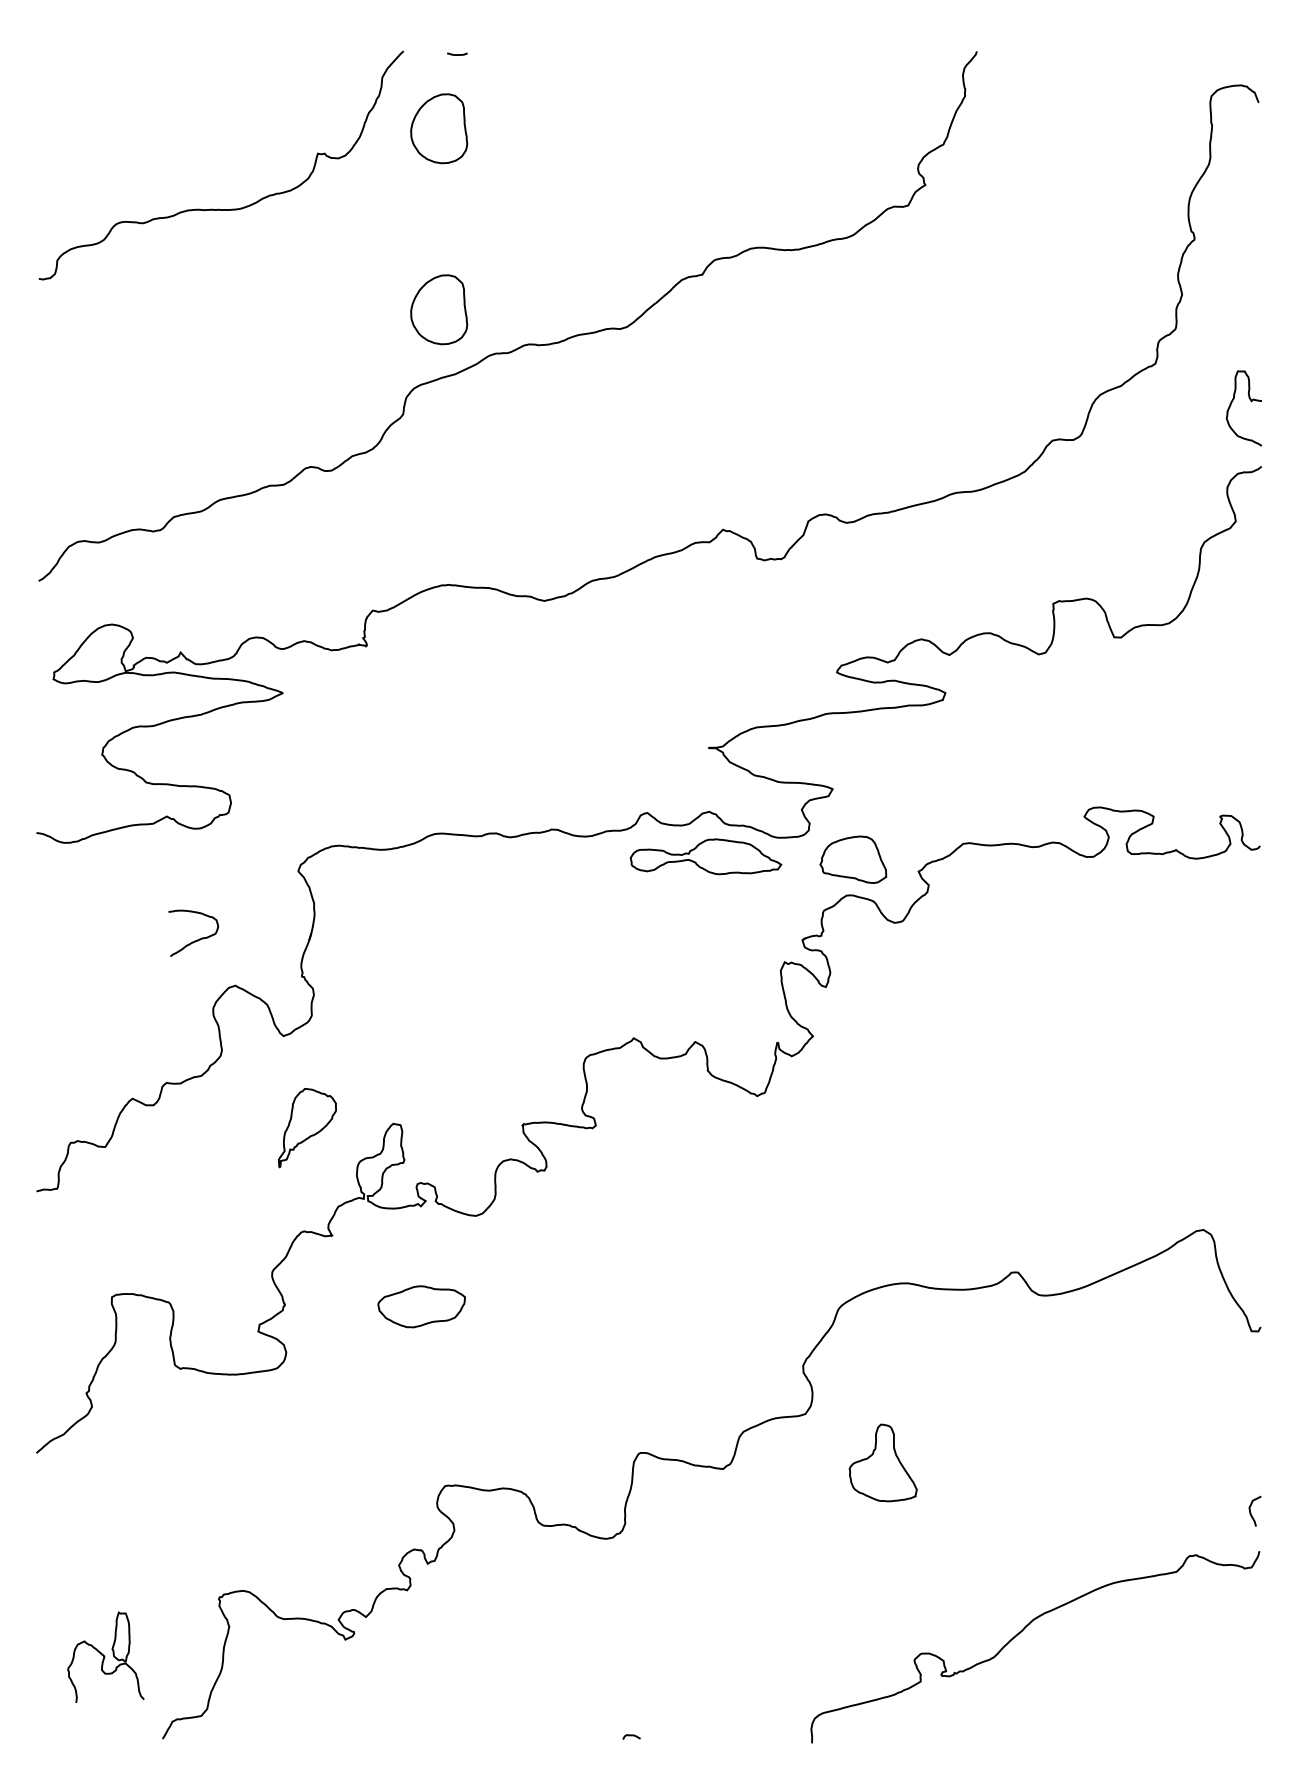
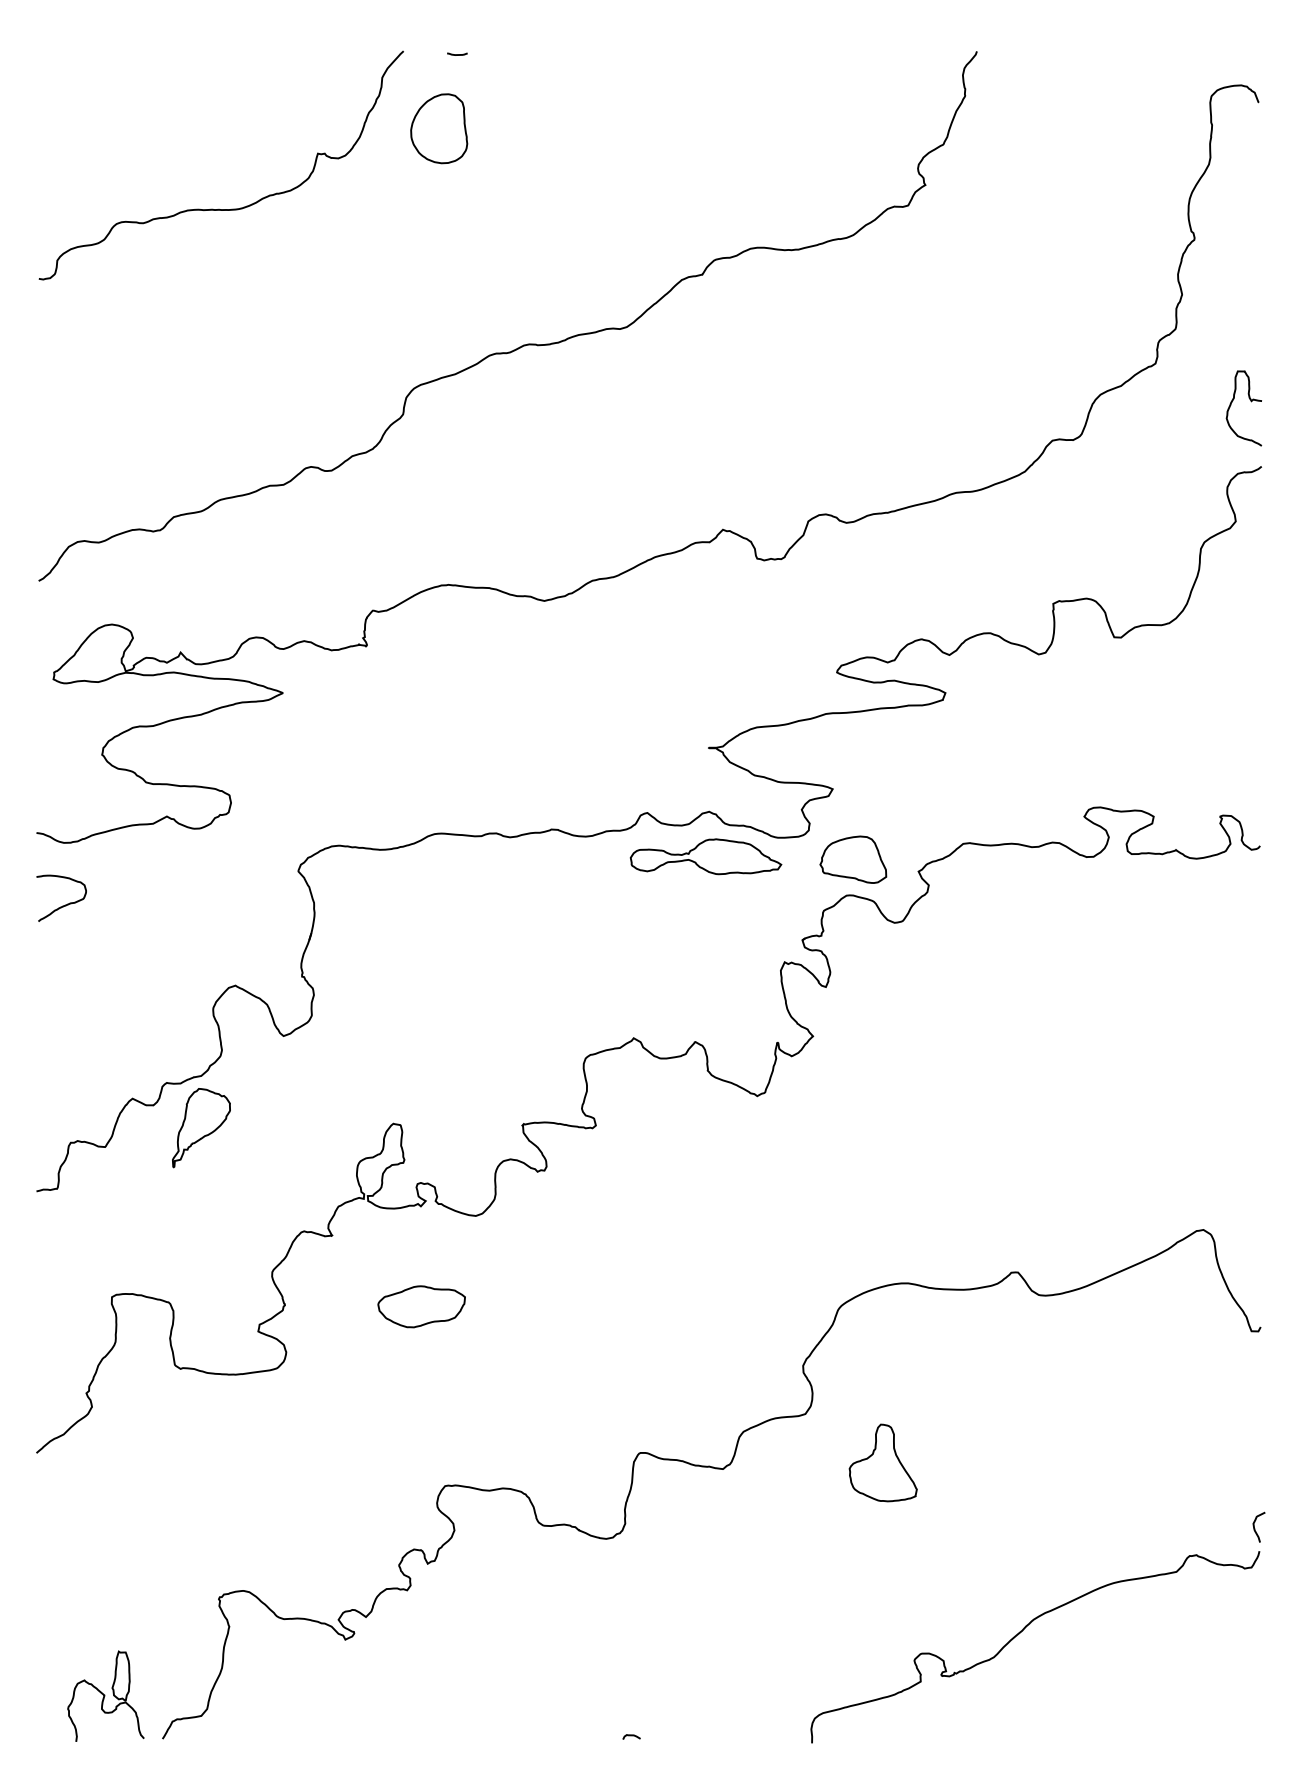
part: present -> none (439, 309)
curve position: (197, 939) -> (65, 904) (65, 904)
part position: (307, 1128) -> (201, 1128) (201, 1128)
curve position: (1251, 1512) -> (1255, 1528) (1255, 1528)
part position: (105, 1656) -> (105, 1695) (105, 1695)
